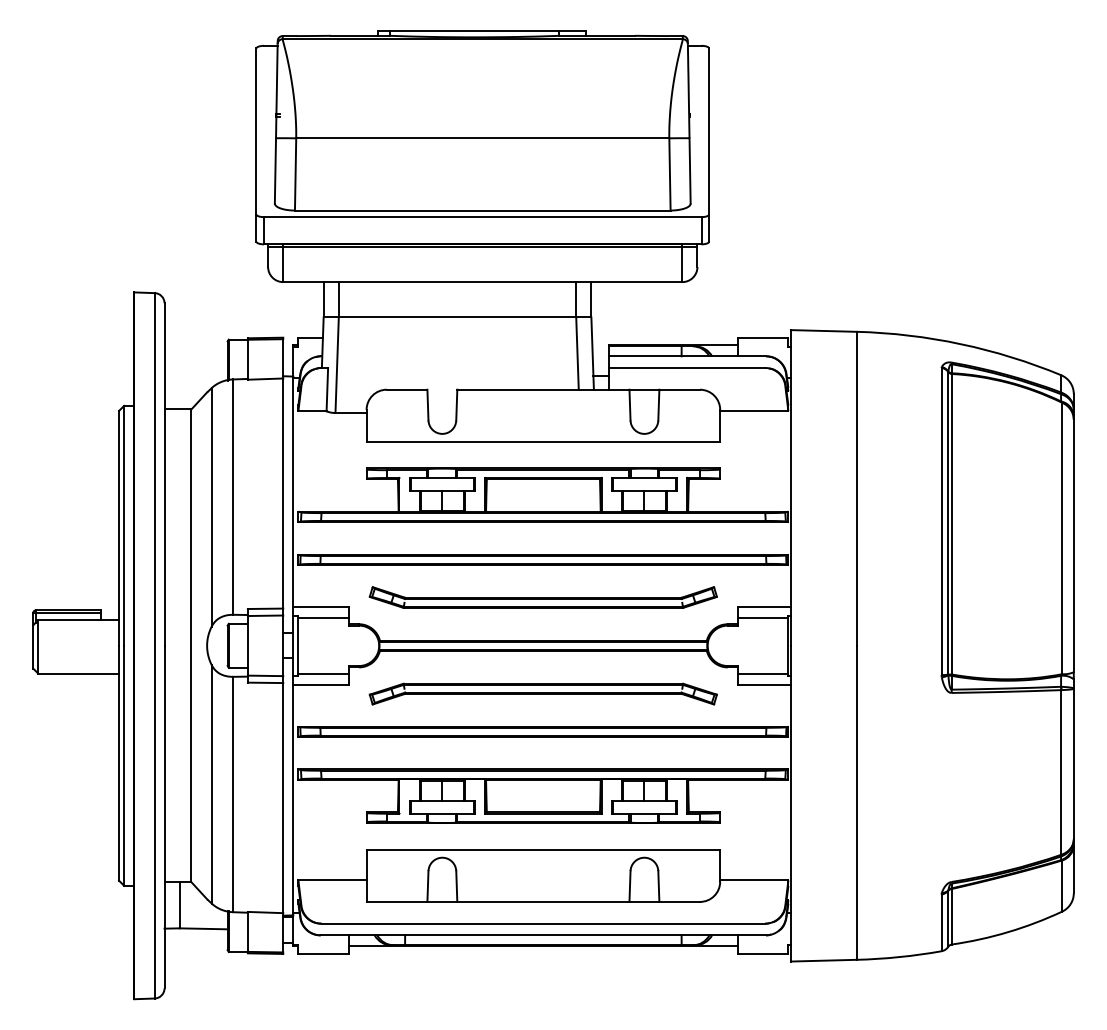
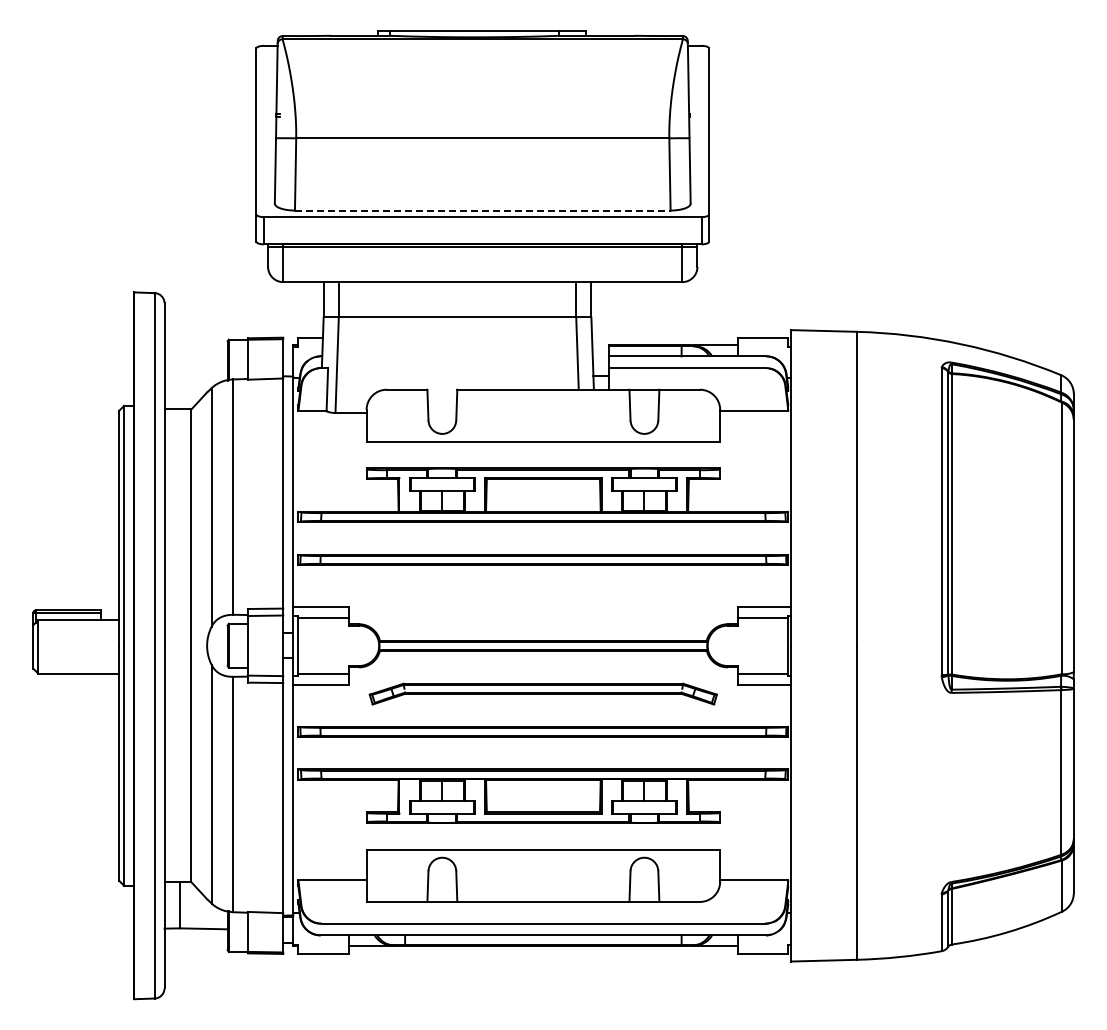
line: solid -> dashed (482, 210)
part: present -> none (542, 597)
